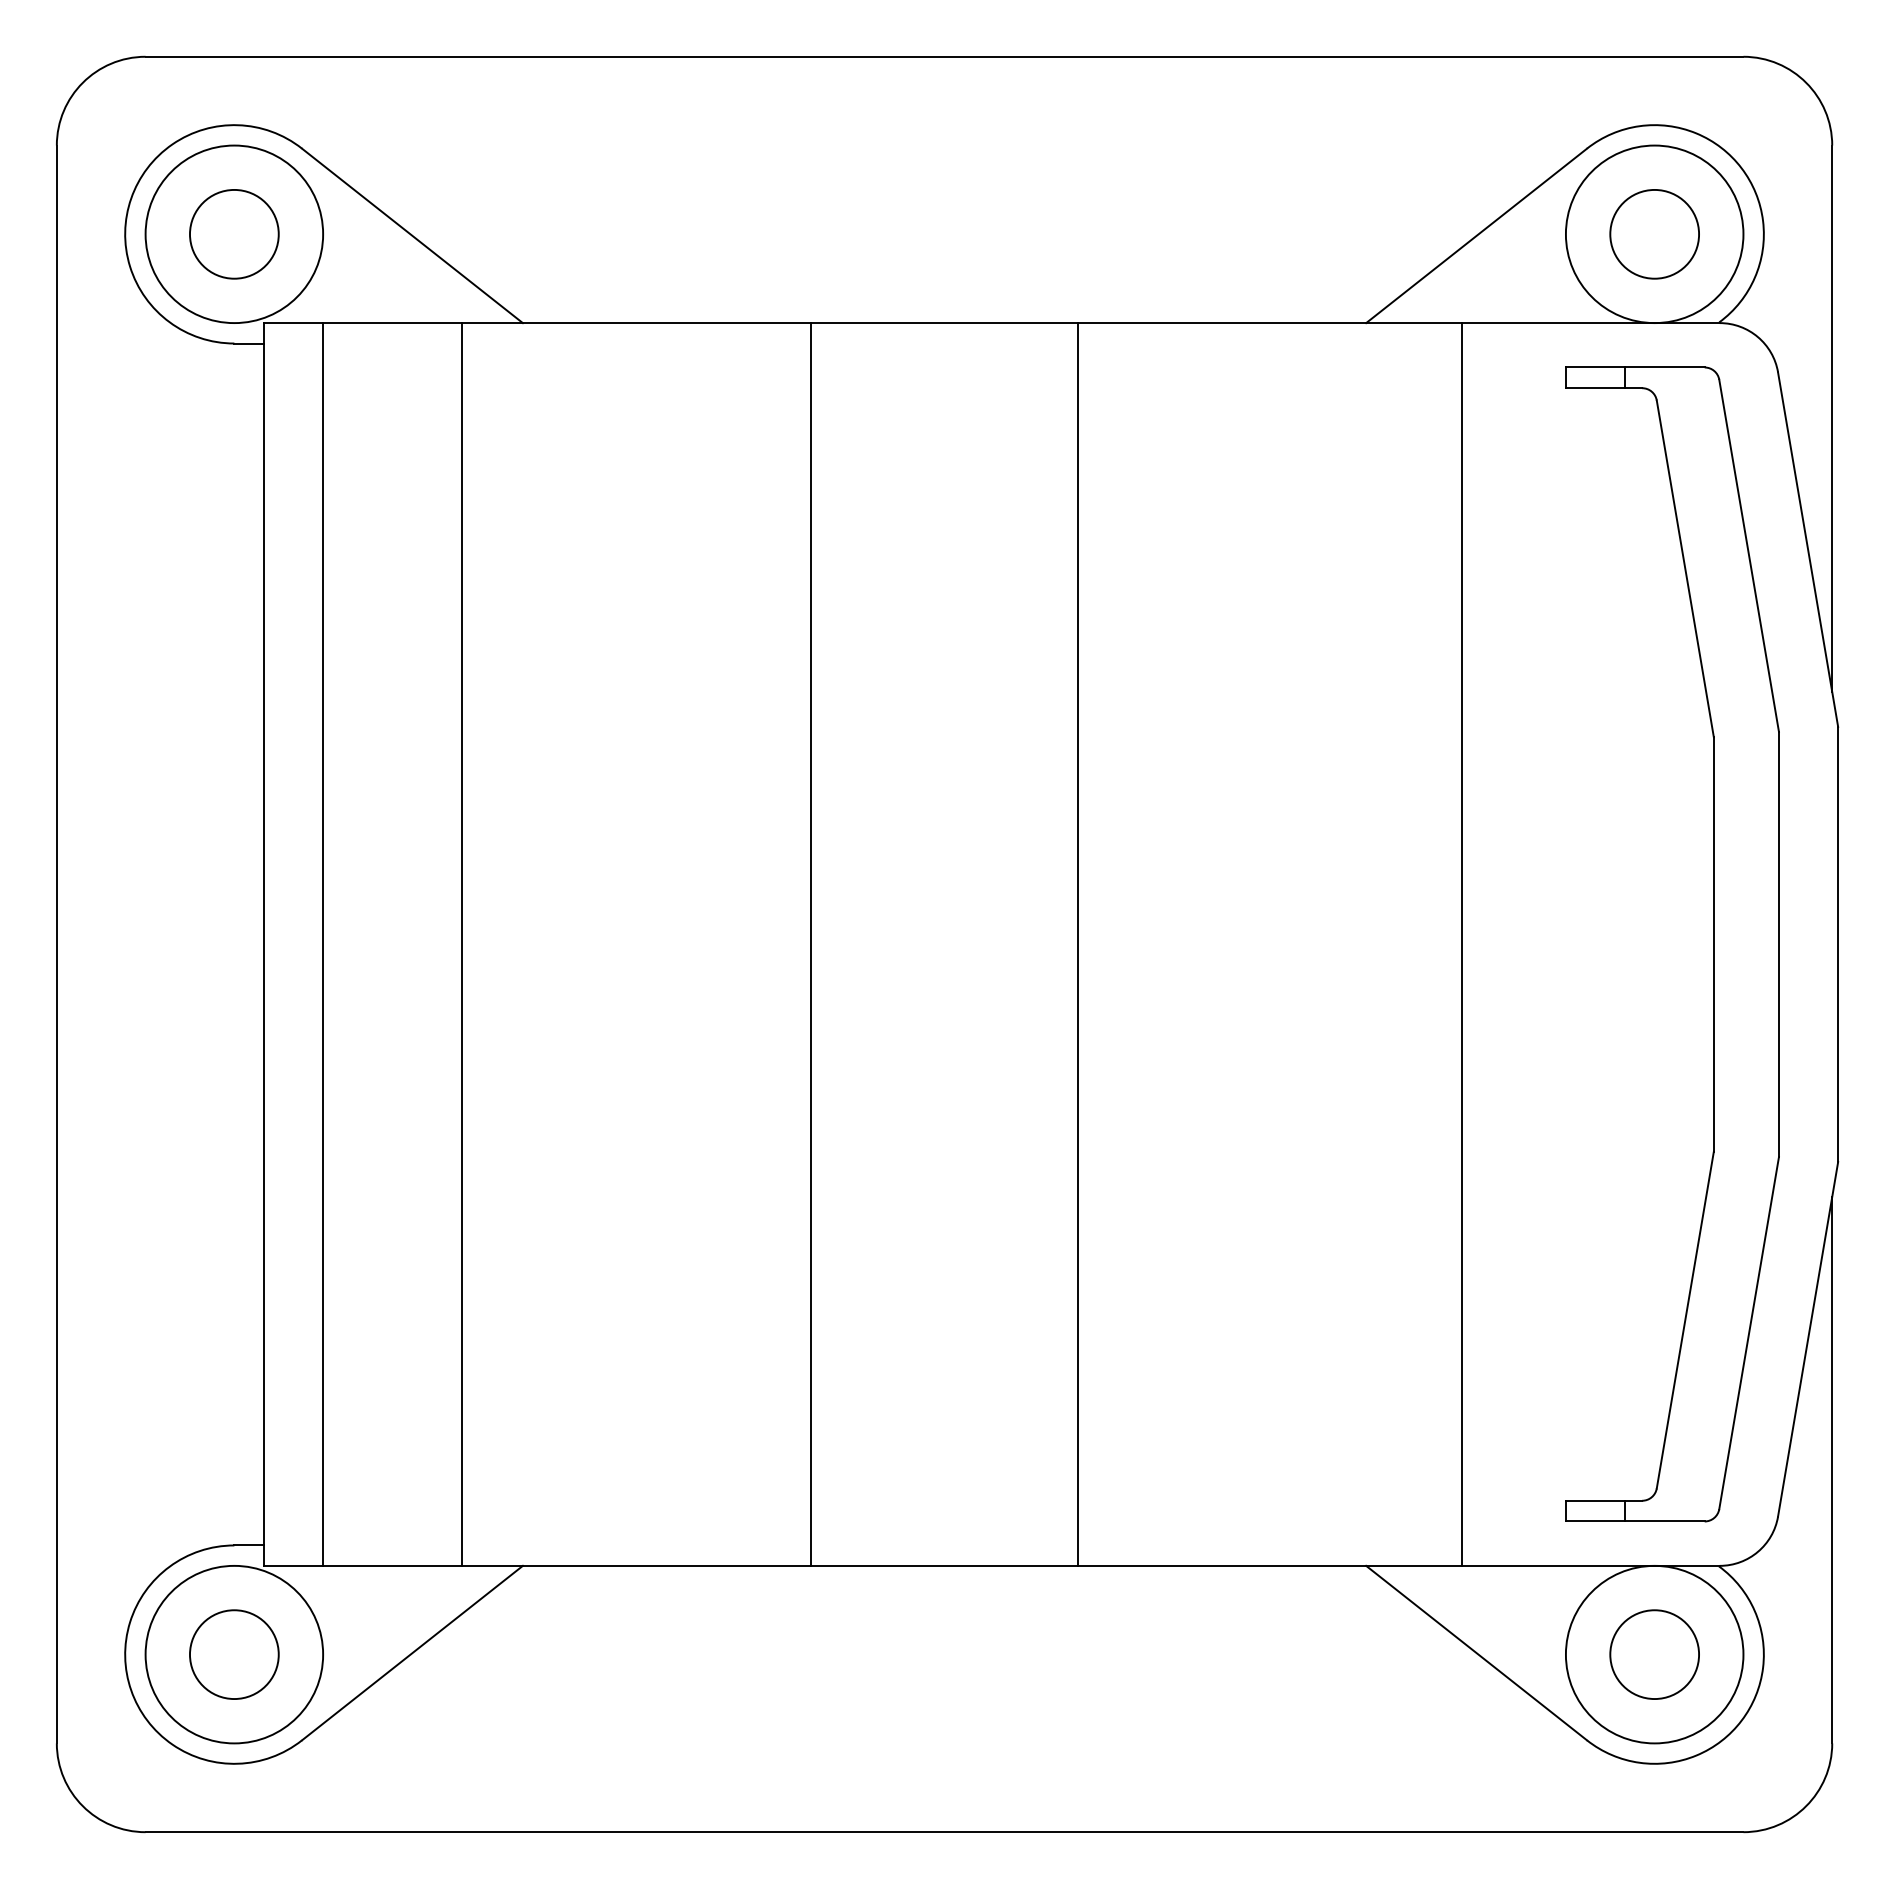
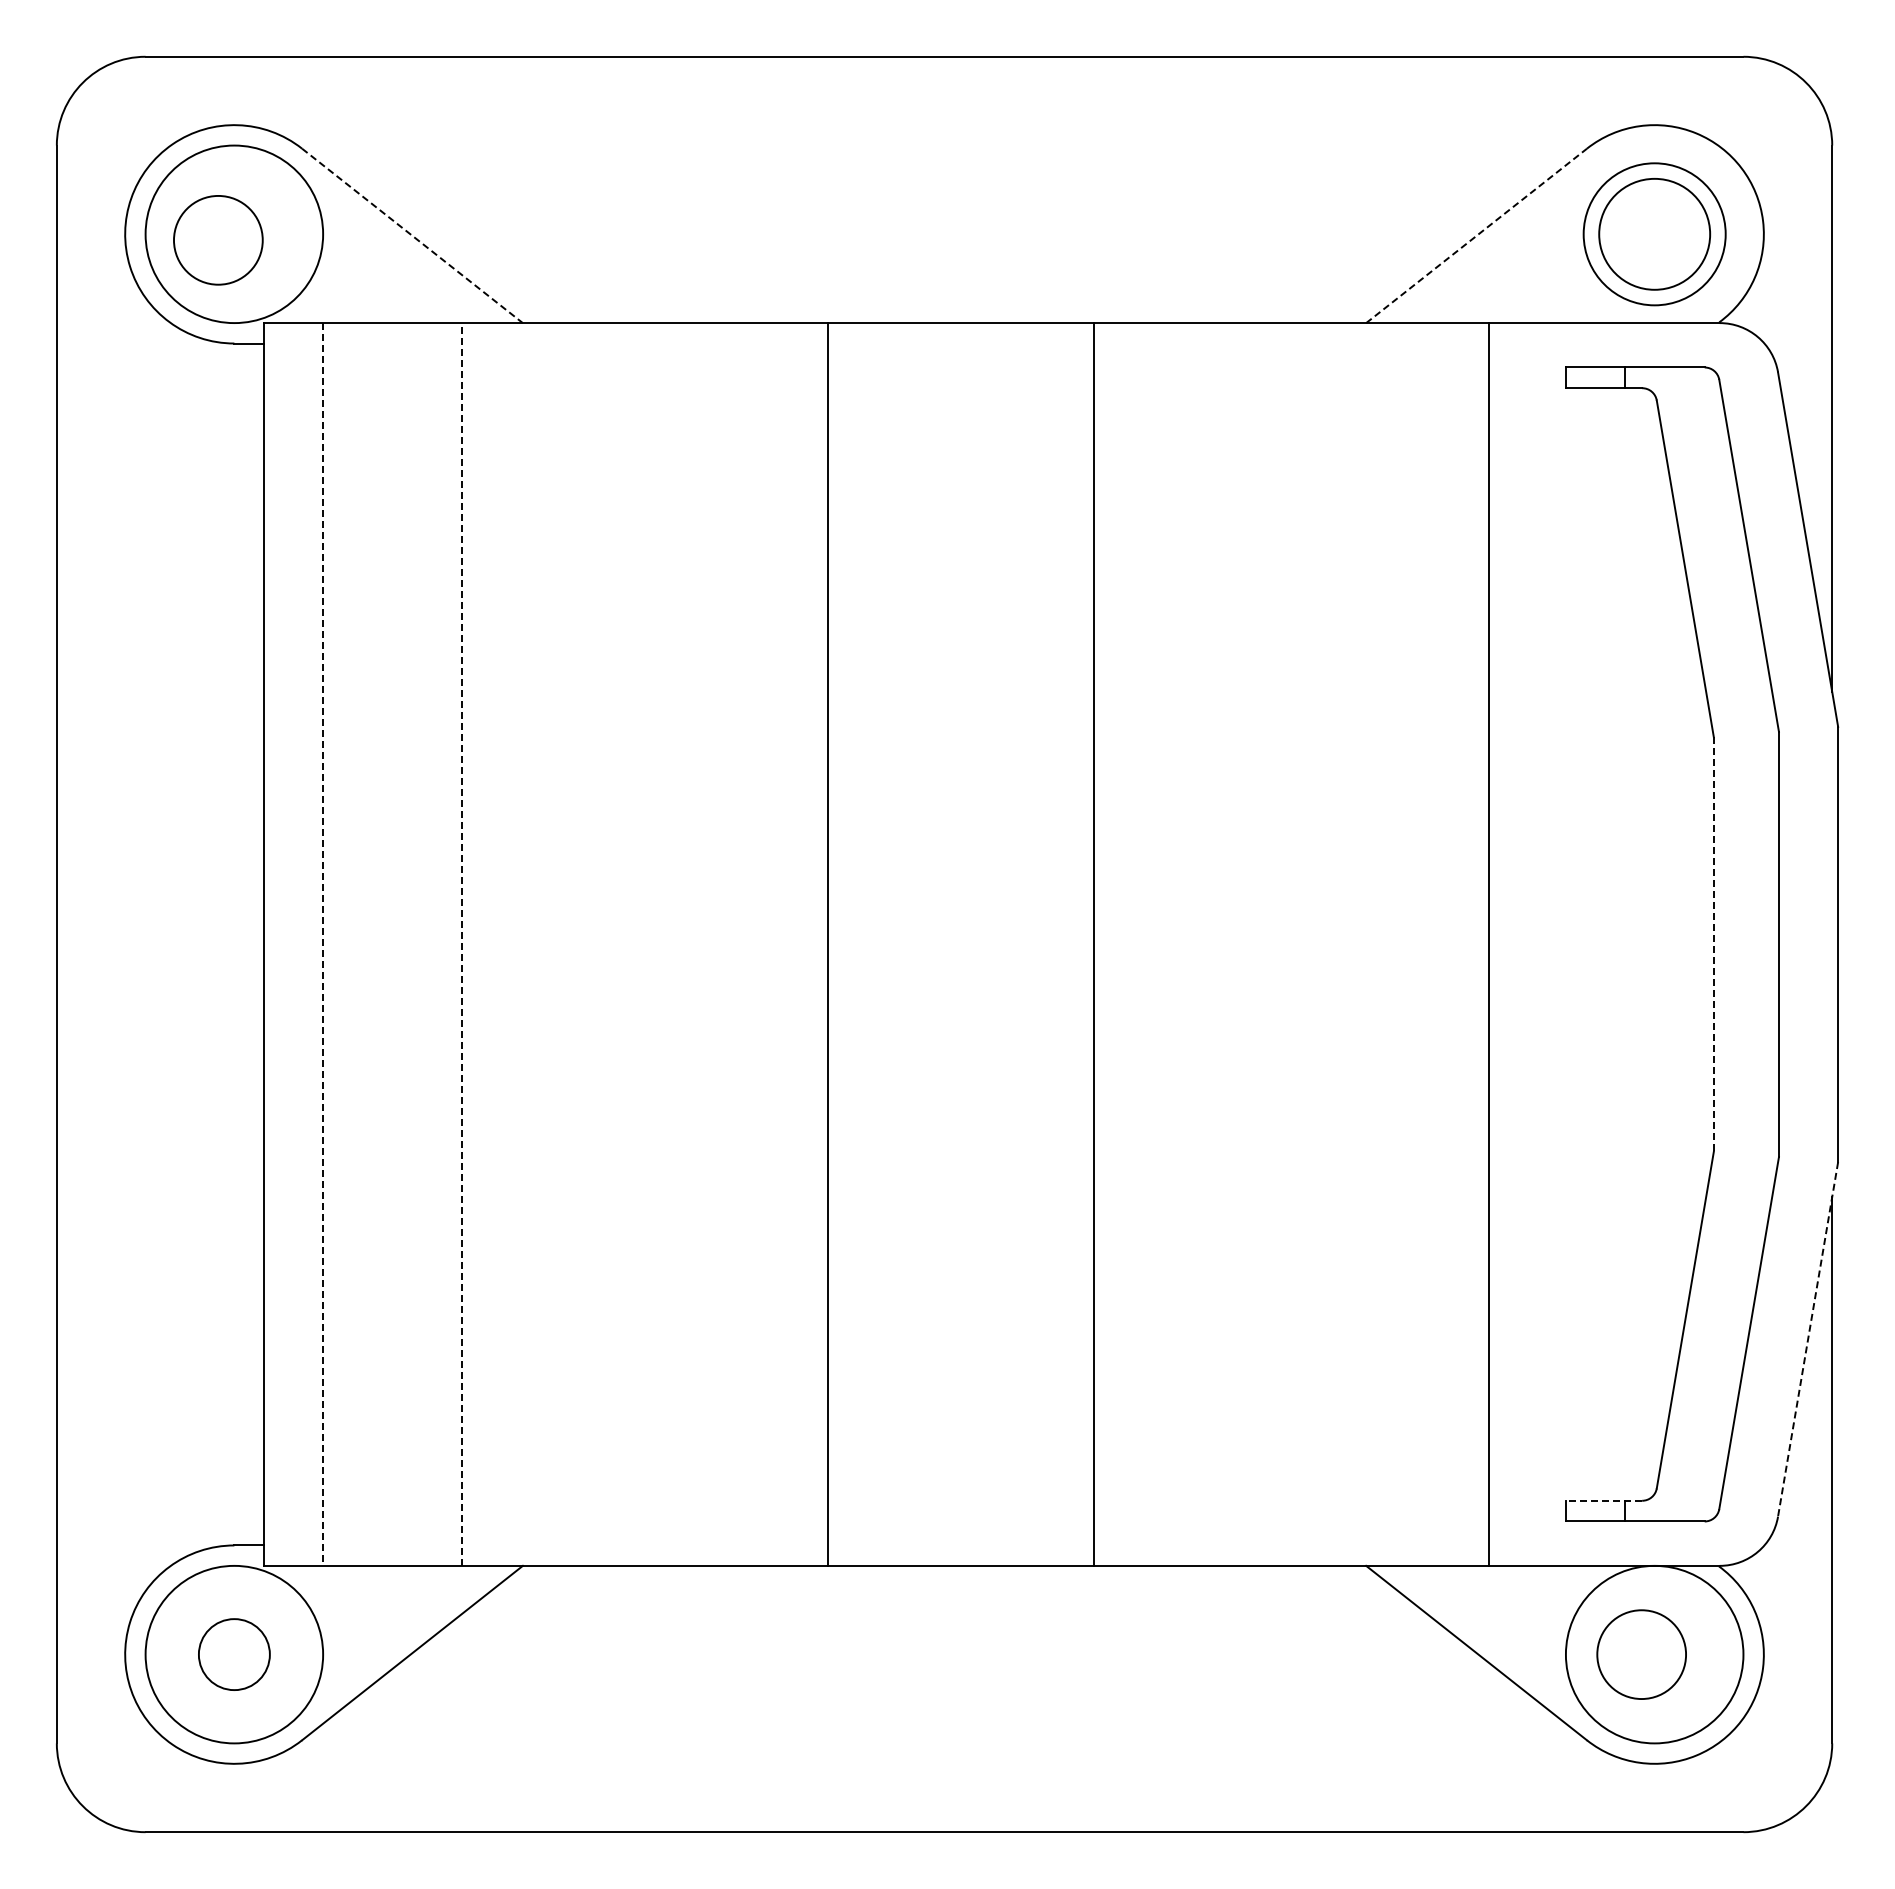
circle diameter: 89 px -> 111 px (1654, 233)
circle position: (234, 234) -> (218, 240) (218, 240)
circle diameter: 178 px -> 142 px (1654, 234)
line: solid -> dashed (412, 235)
line: solid -> dashed (1476, 235)
line: solid -> dashed (462, 943)
line: solid -> dashed (323, 944)
line position: (811, 944) -> (828, 944) (828, 944)
line position: (1077, 944) -> (1093, 944) (1093, 944)
line position: (1462, 944) -> (1489, 944) (1489, 944)
line: solid -> dashed (1713, 944)
line: solid -> dashed (1808, 1339)
line: solid -> dashed (1603, 1500)
circle size: 91x91 px -> 73x73 px (234, 1654)
circle position: (1654, 1654) -> (1641, 1654) (1641, 1654)
